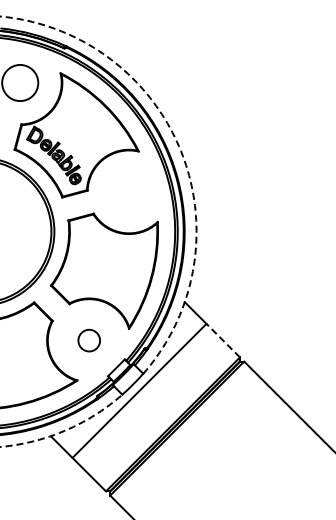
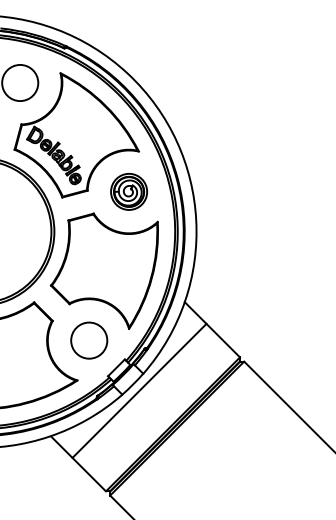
arc: dashed -> solid (147, 95)
part: none -> present (129, 191)
circle diameter: 22 px -> 36 px (89, 340)
line: dashed -> solid (223, 340)
